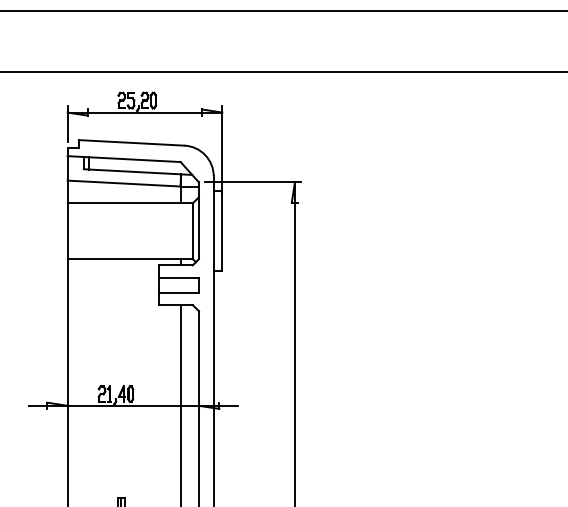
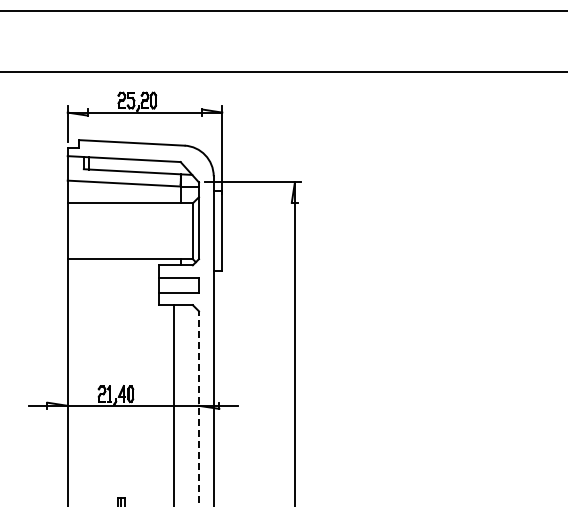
line position: (180, 404) -> (173, 404) (173, 404)
line: solid -> dashed (198, 408)
